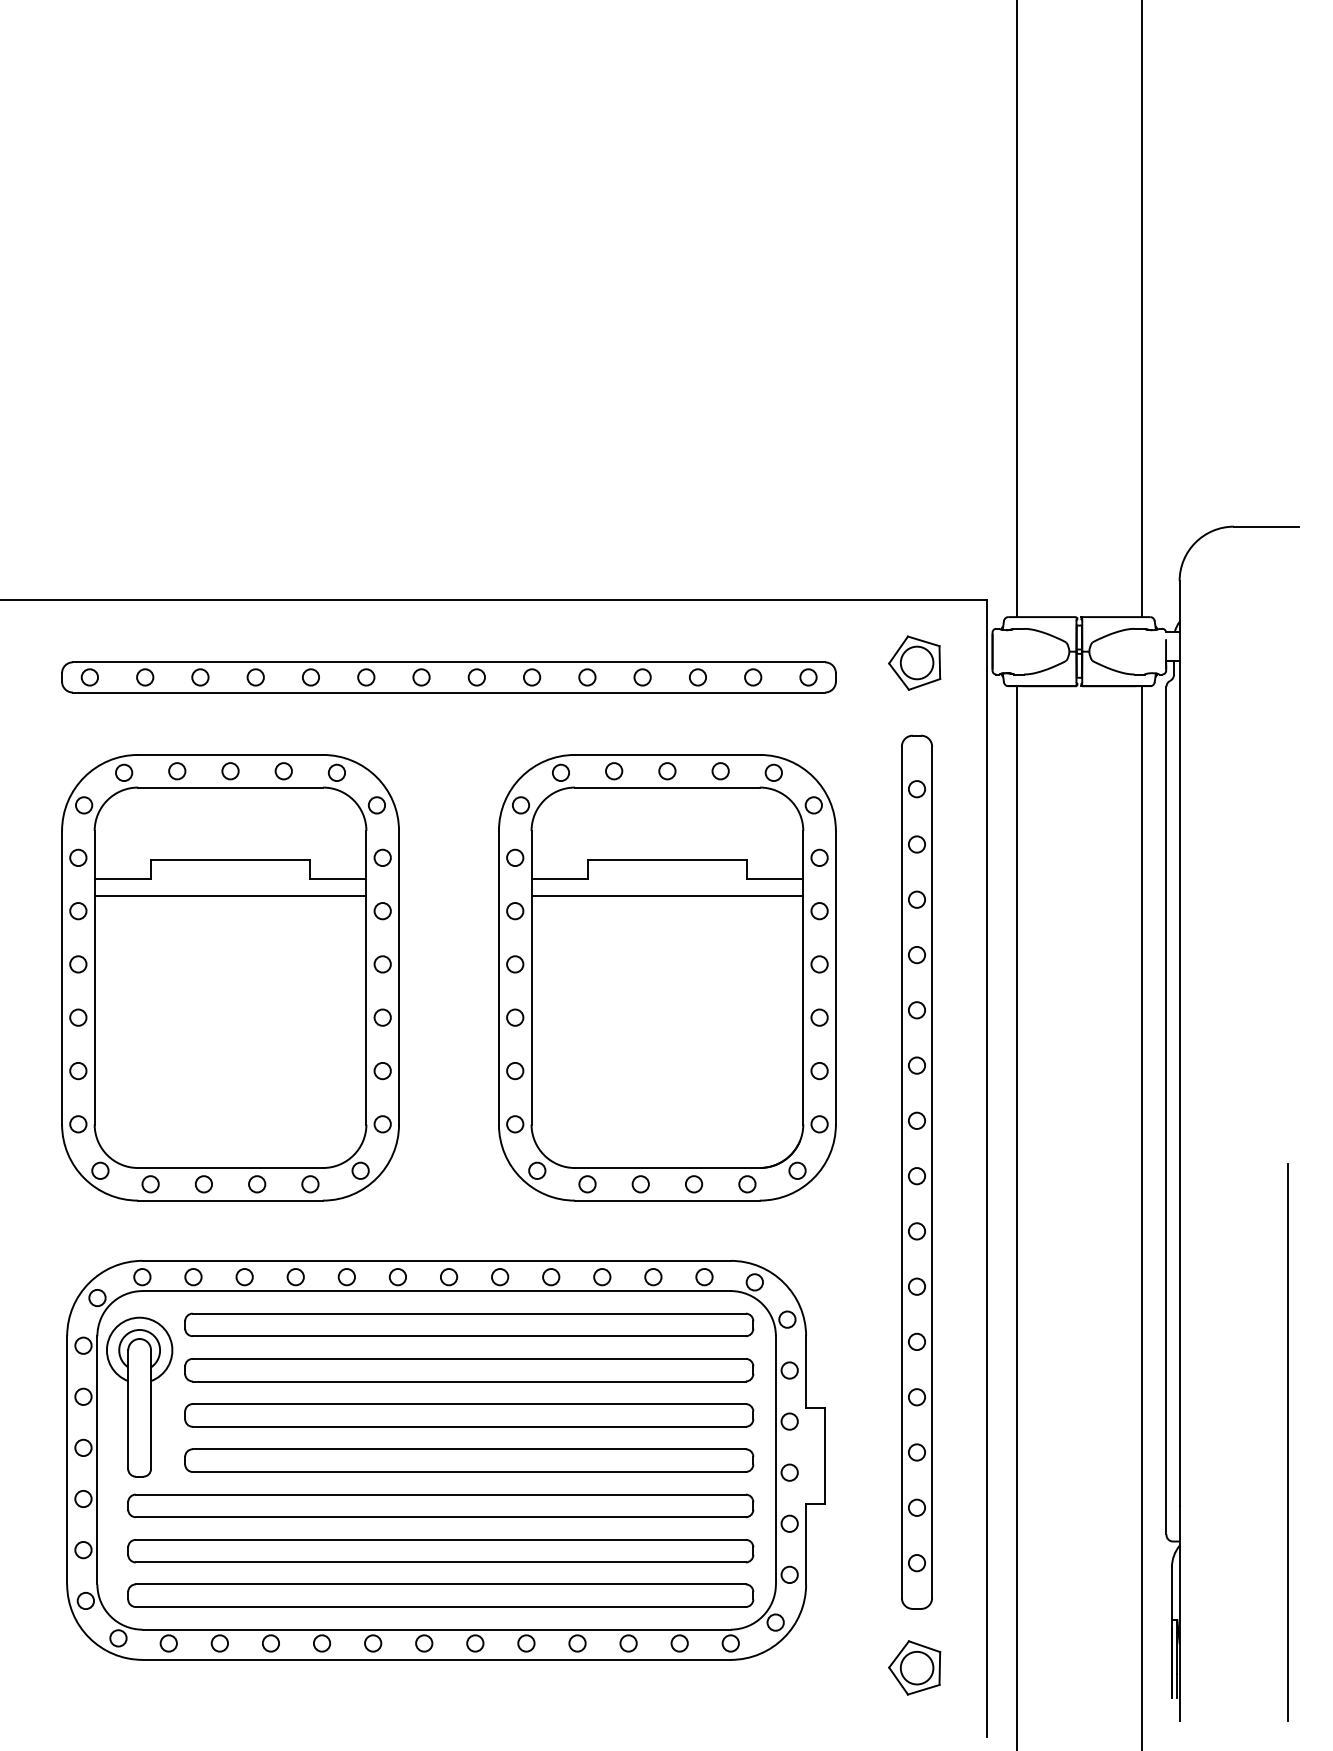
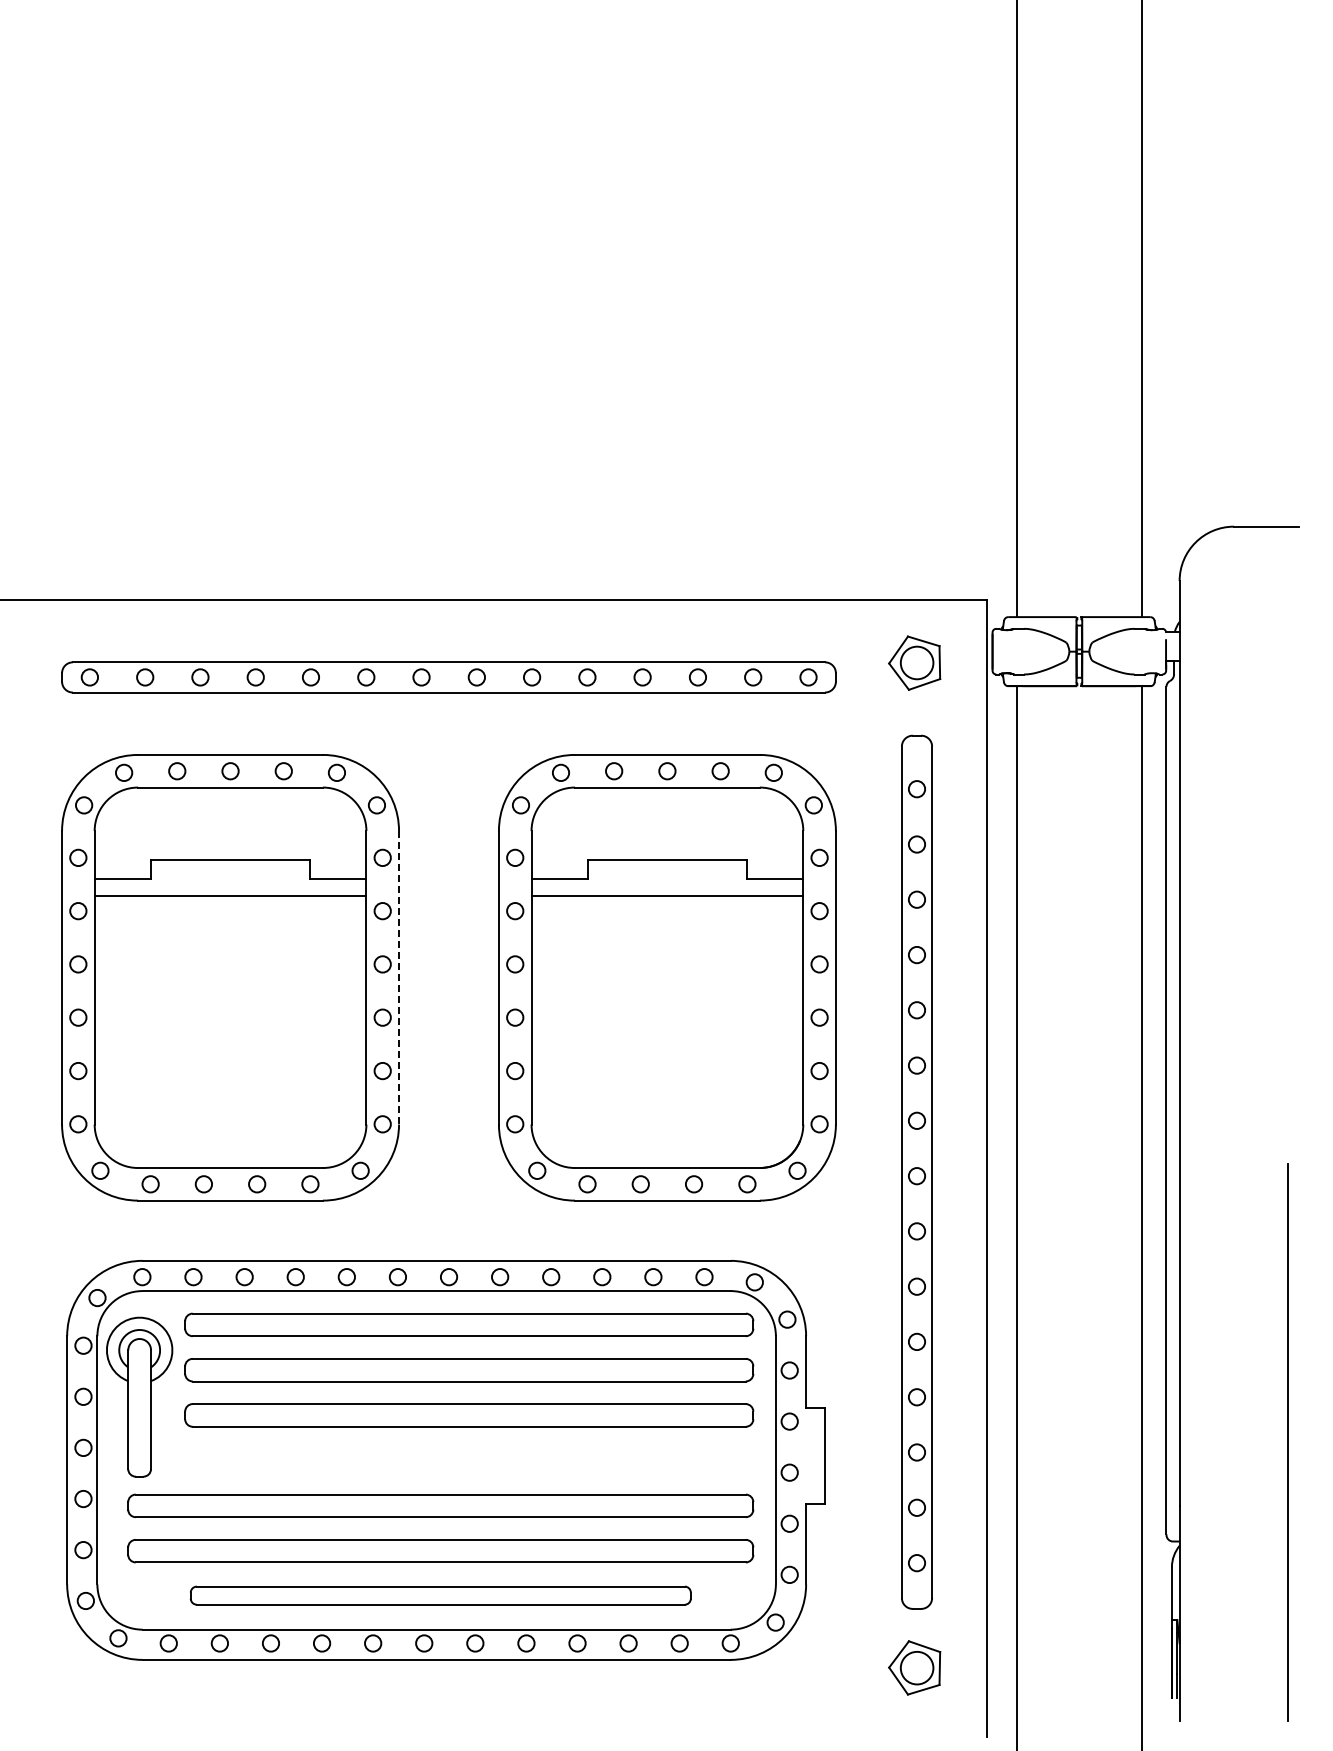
line: solid -> dashed (399, 977)
part: present -> none (469, 1460)
part size: 628x25 px -> 503x21 px (440, 1595)
